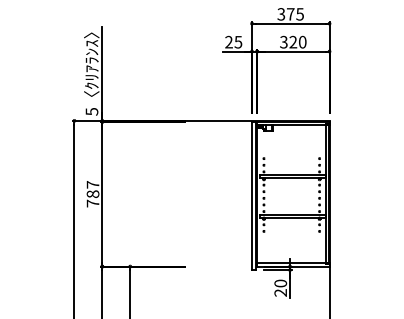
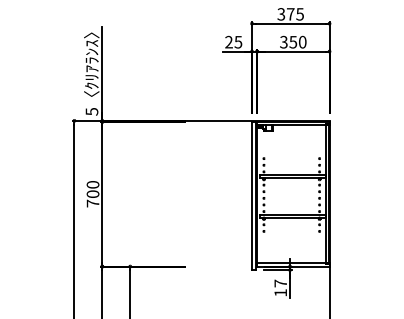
text: 320 -> 350 (293, 41)
text: 787 -> 700 (92, 189)
text: 20 -> 17 (280, 287)
